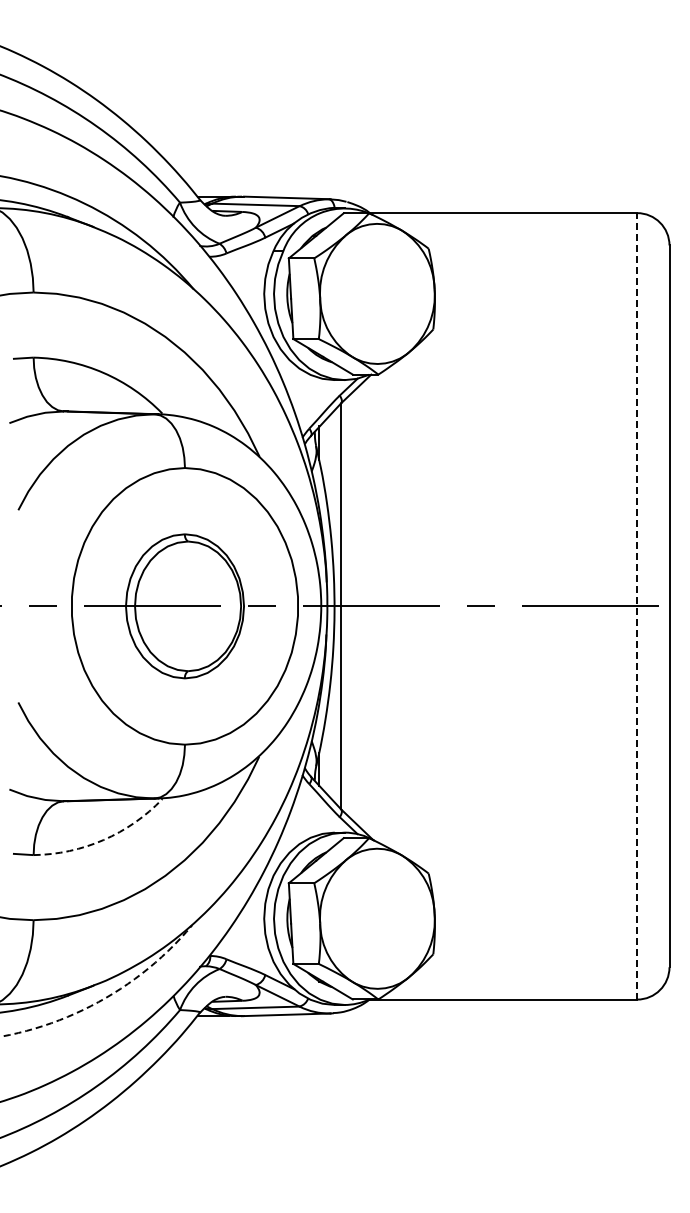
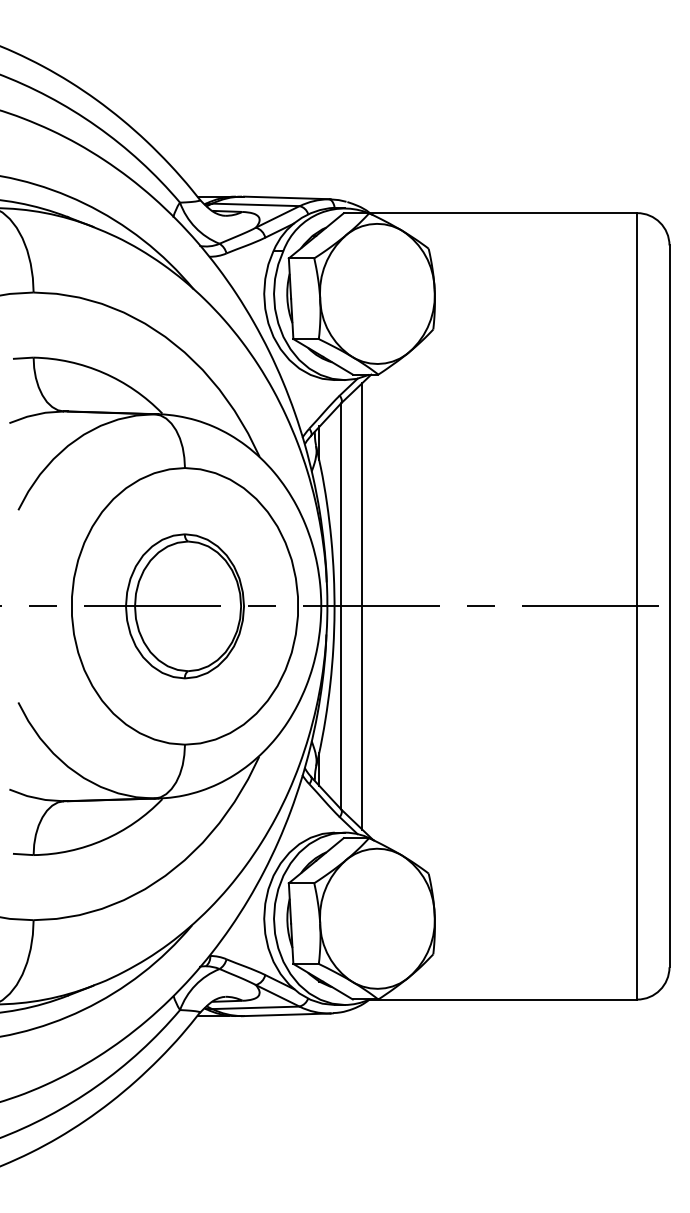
line: dashed -> solid (637, 605)
line: none -> present (362, 606)
arc: dashed -> solid (103, 840)
arc: dashed -> solid (105, 998)
